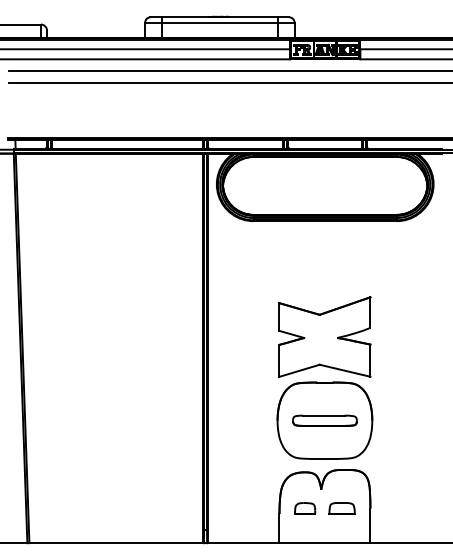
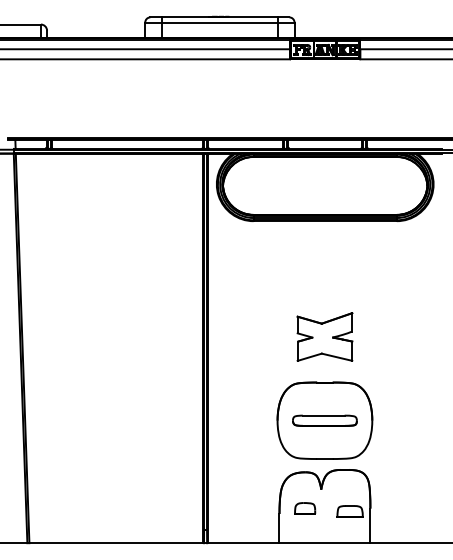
line: present -> none (228, 70)
line: present -> none (228, 82)
part size: 94x82 px -> 58x50 px (324, 336)
part position: (341, 508) -> (349, 511) (349, 511)
